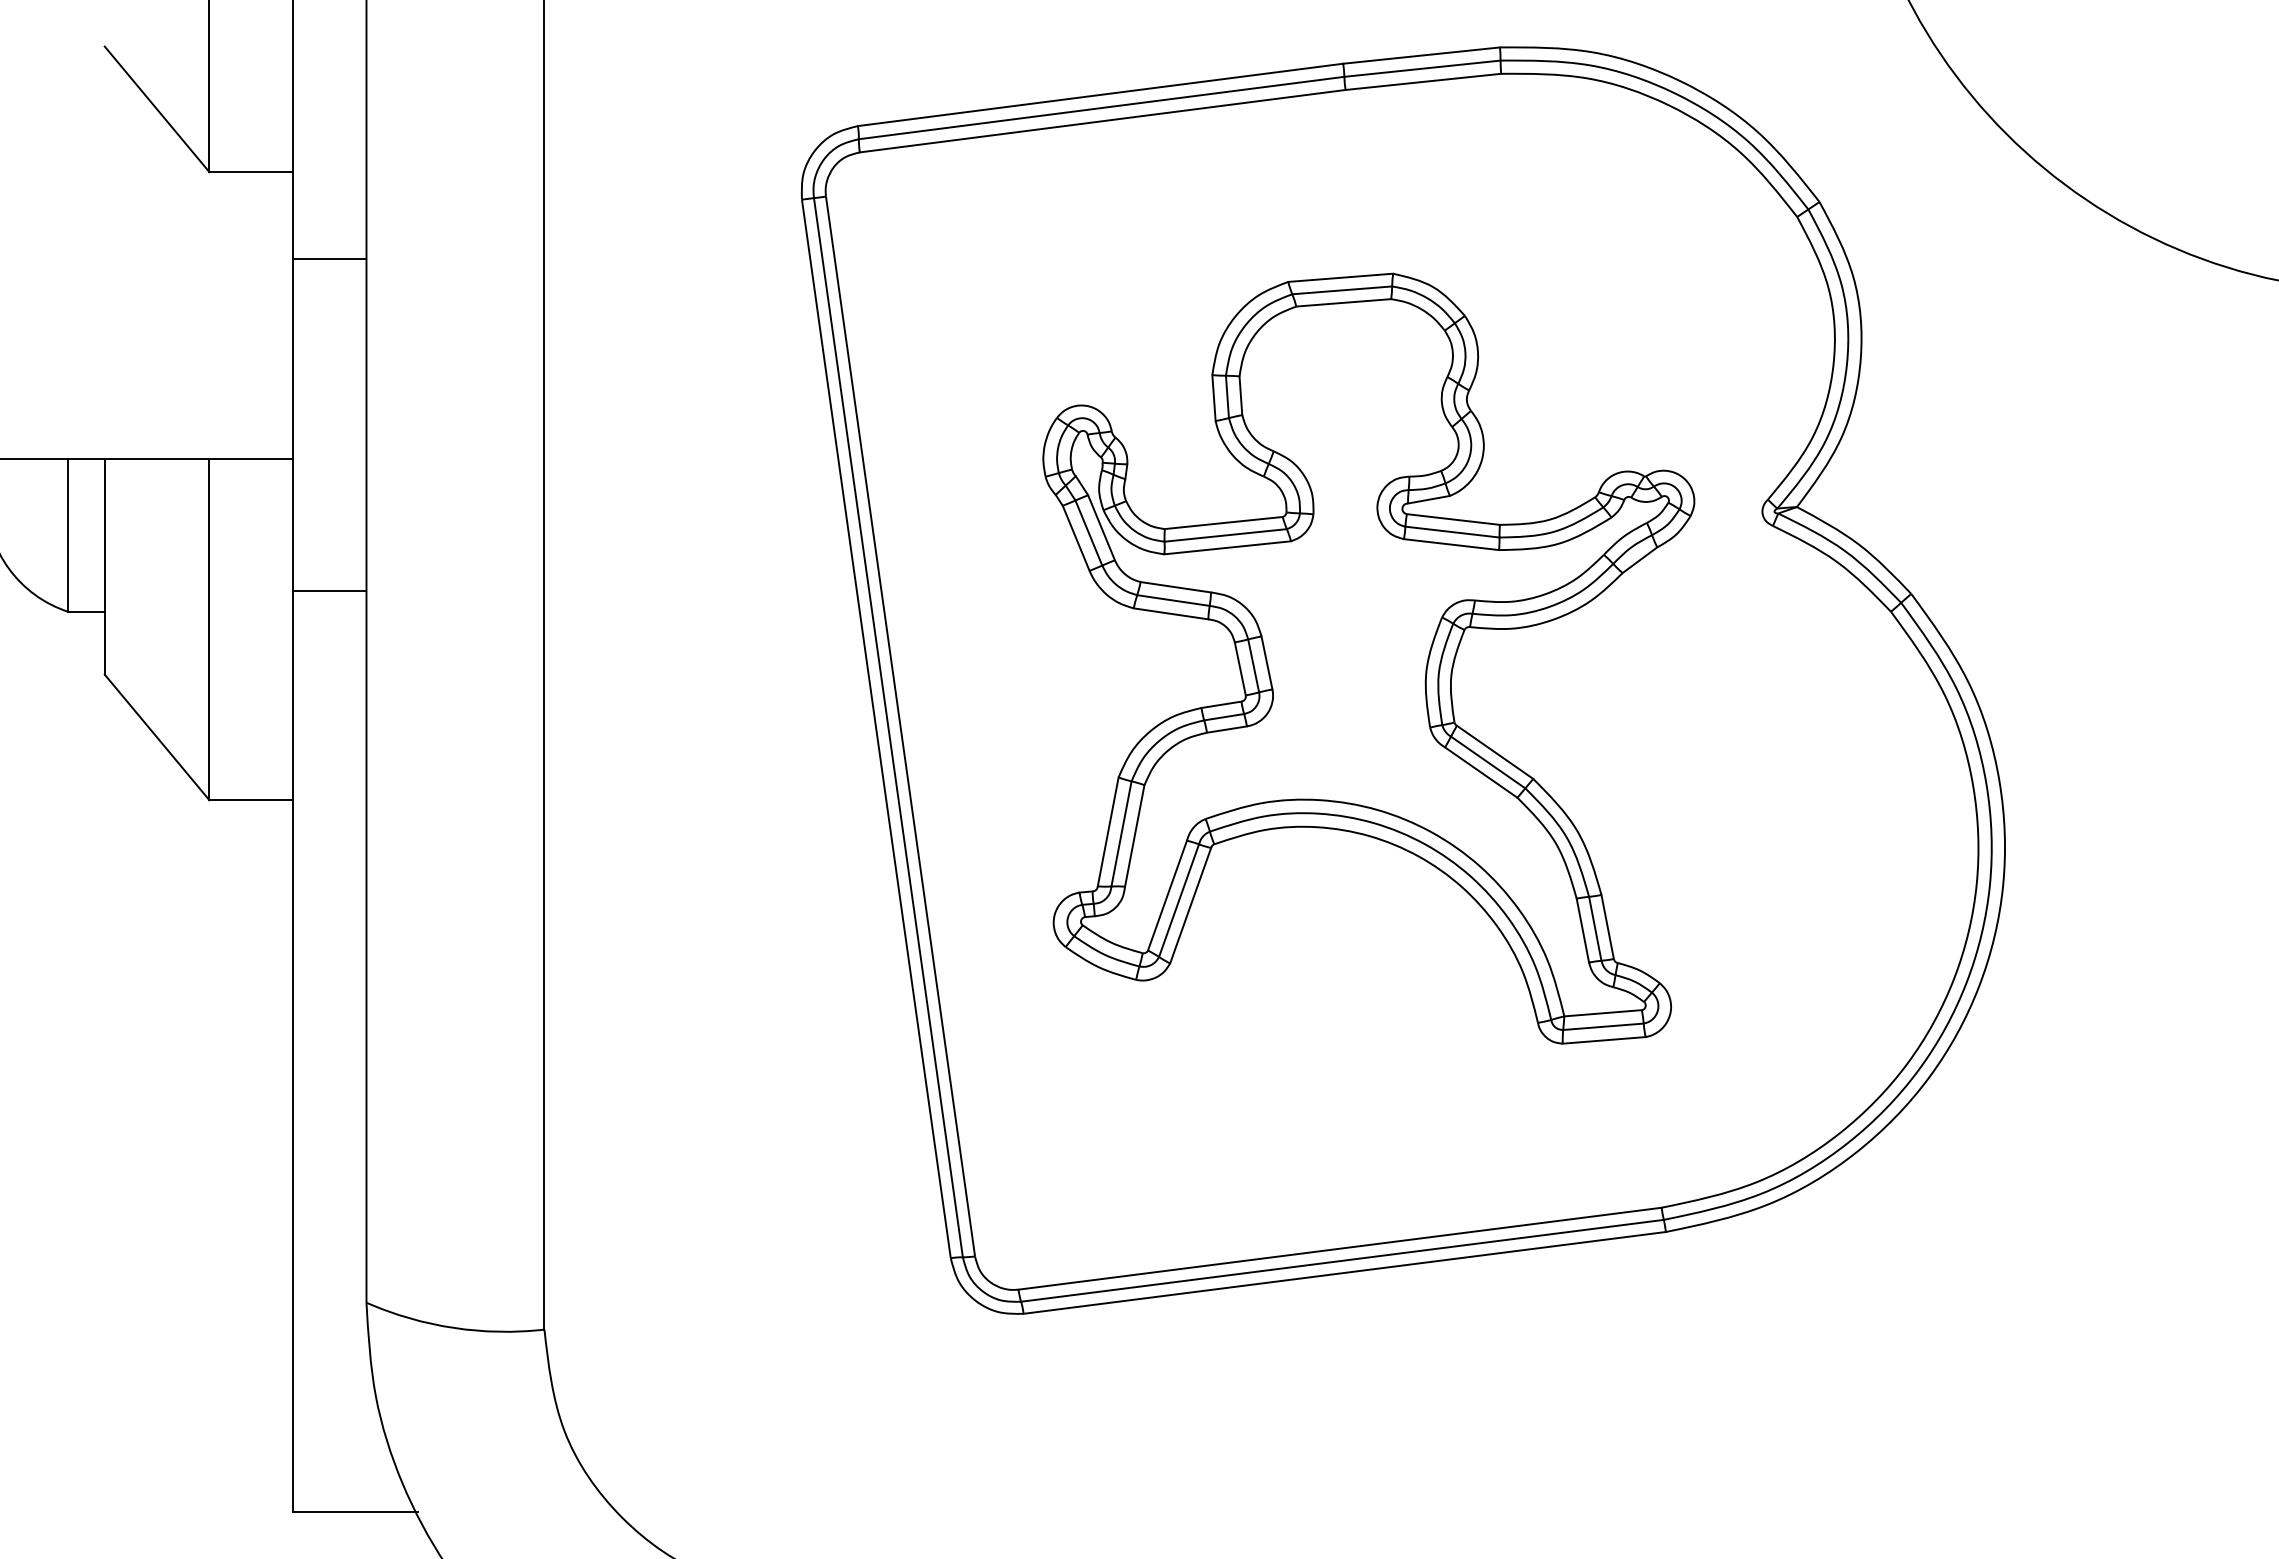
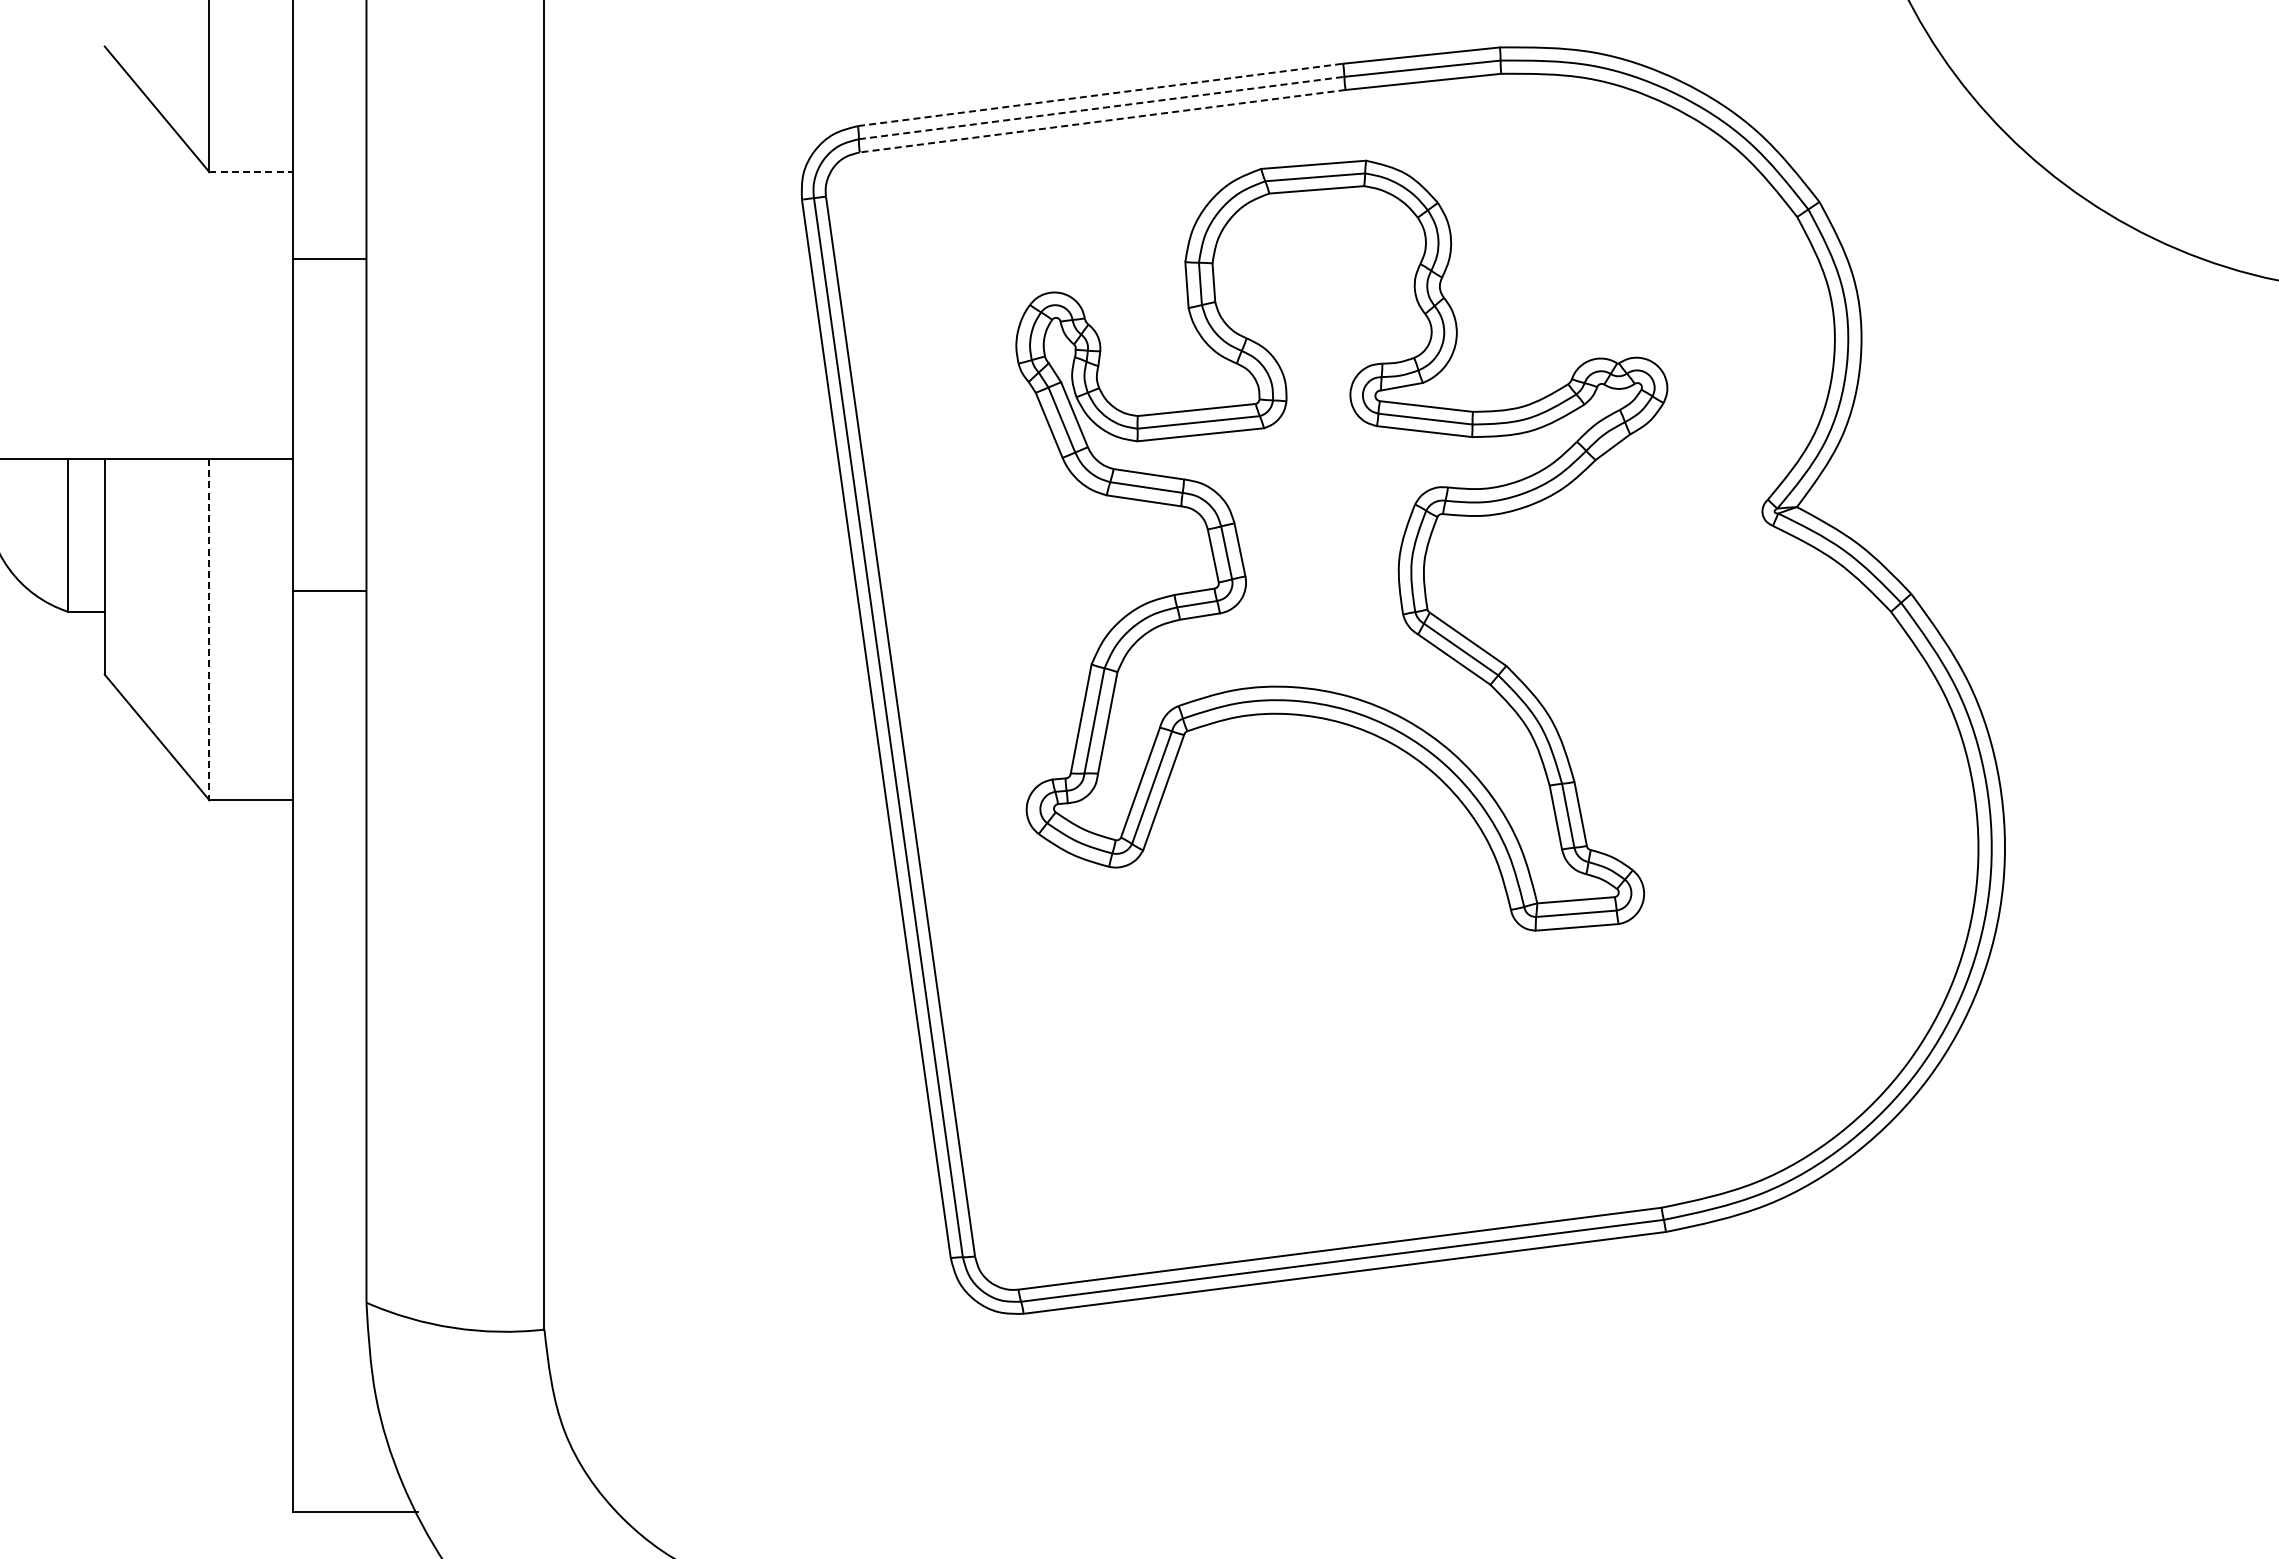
line: solid -> dashed (1100, 94)
line: solid -> dashed (1101, 108)
line: solid -> dashed (1102, 121)
line: solid -> dashed (251, 172)
line: solid -> dashed (209, 629)
part position: (1368, 658) -> (1341, 545) (1341, 545)
